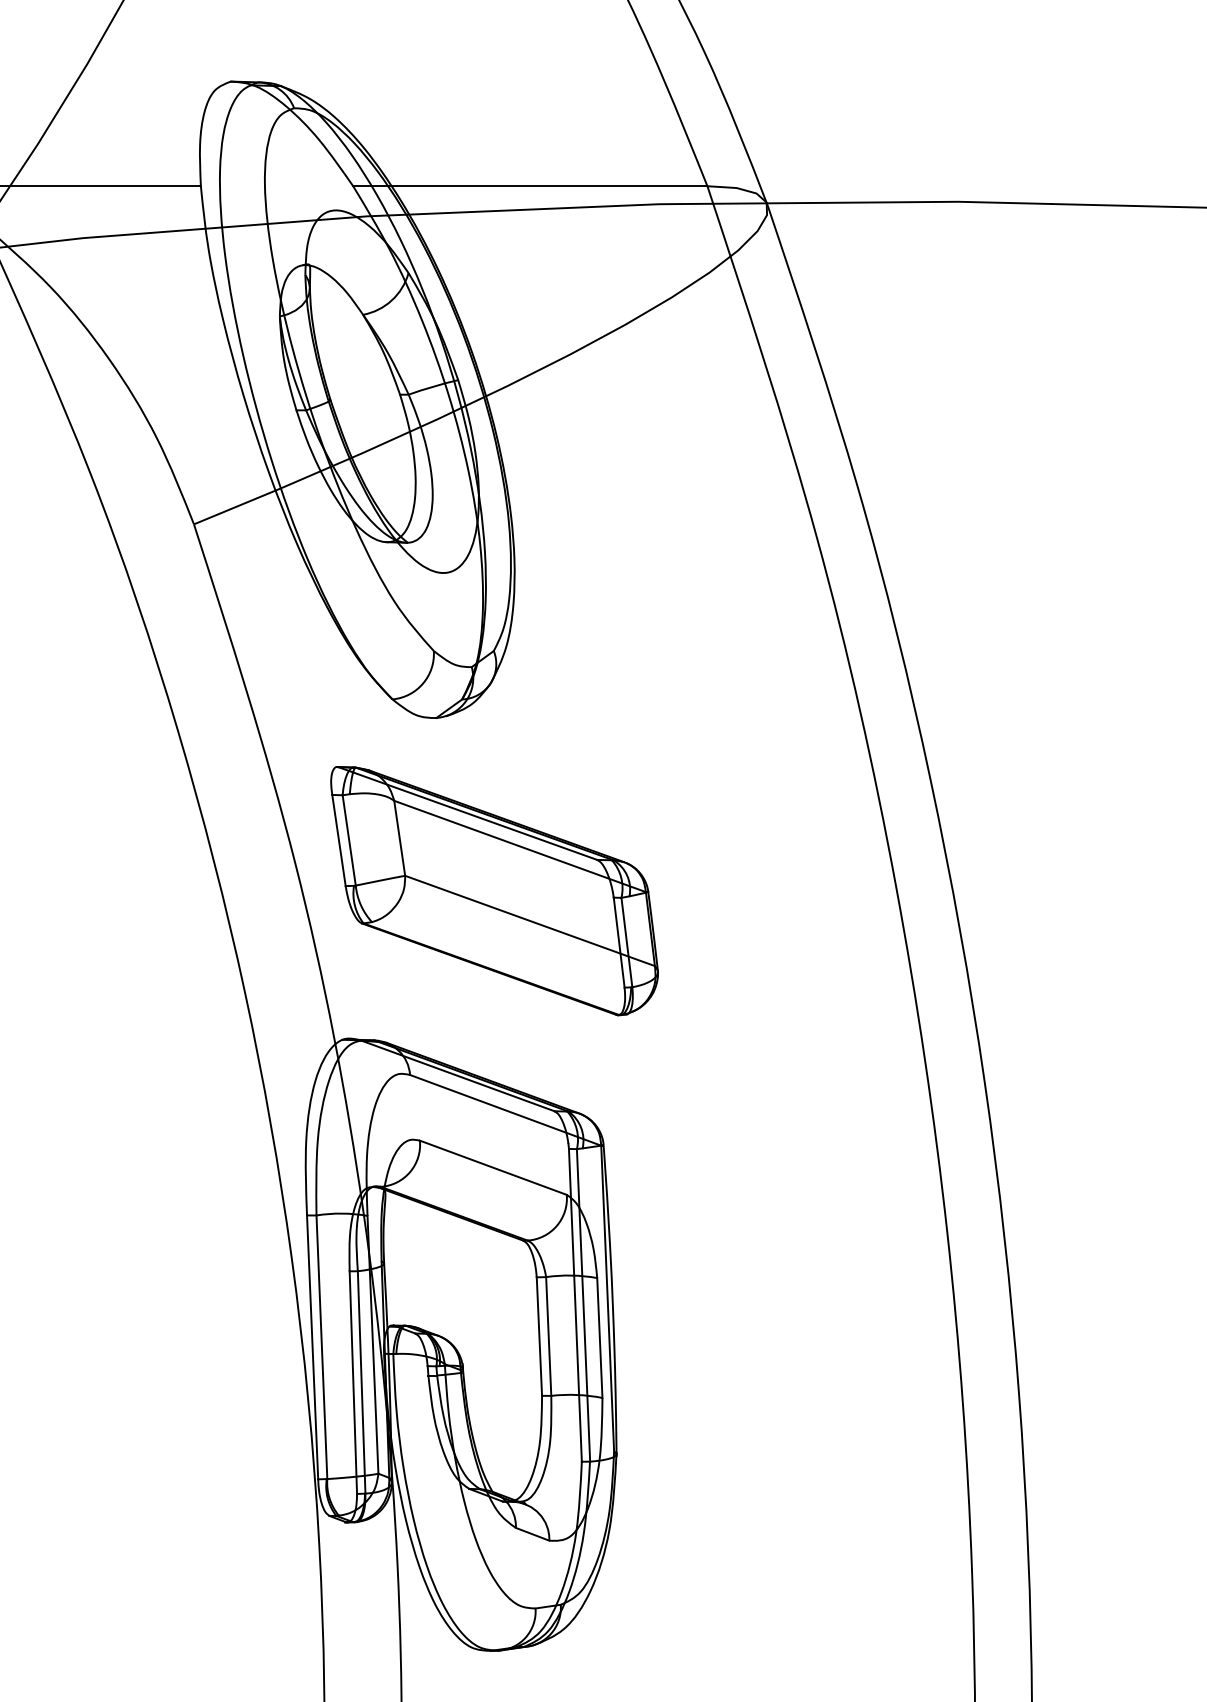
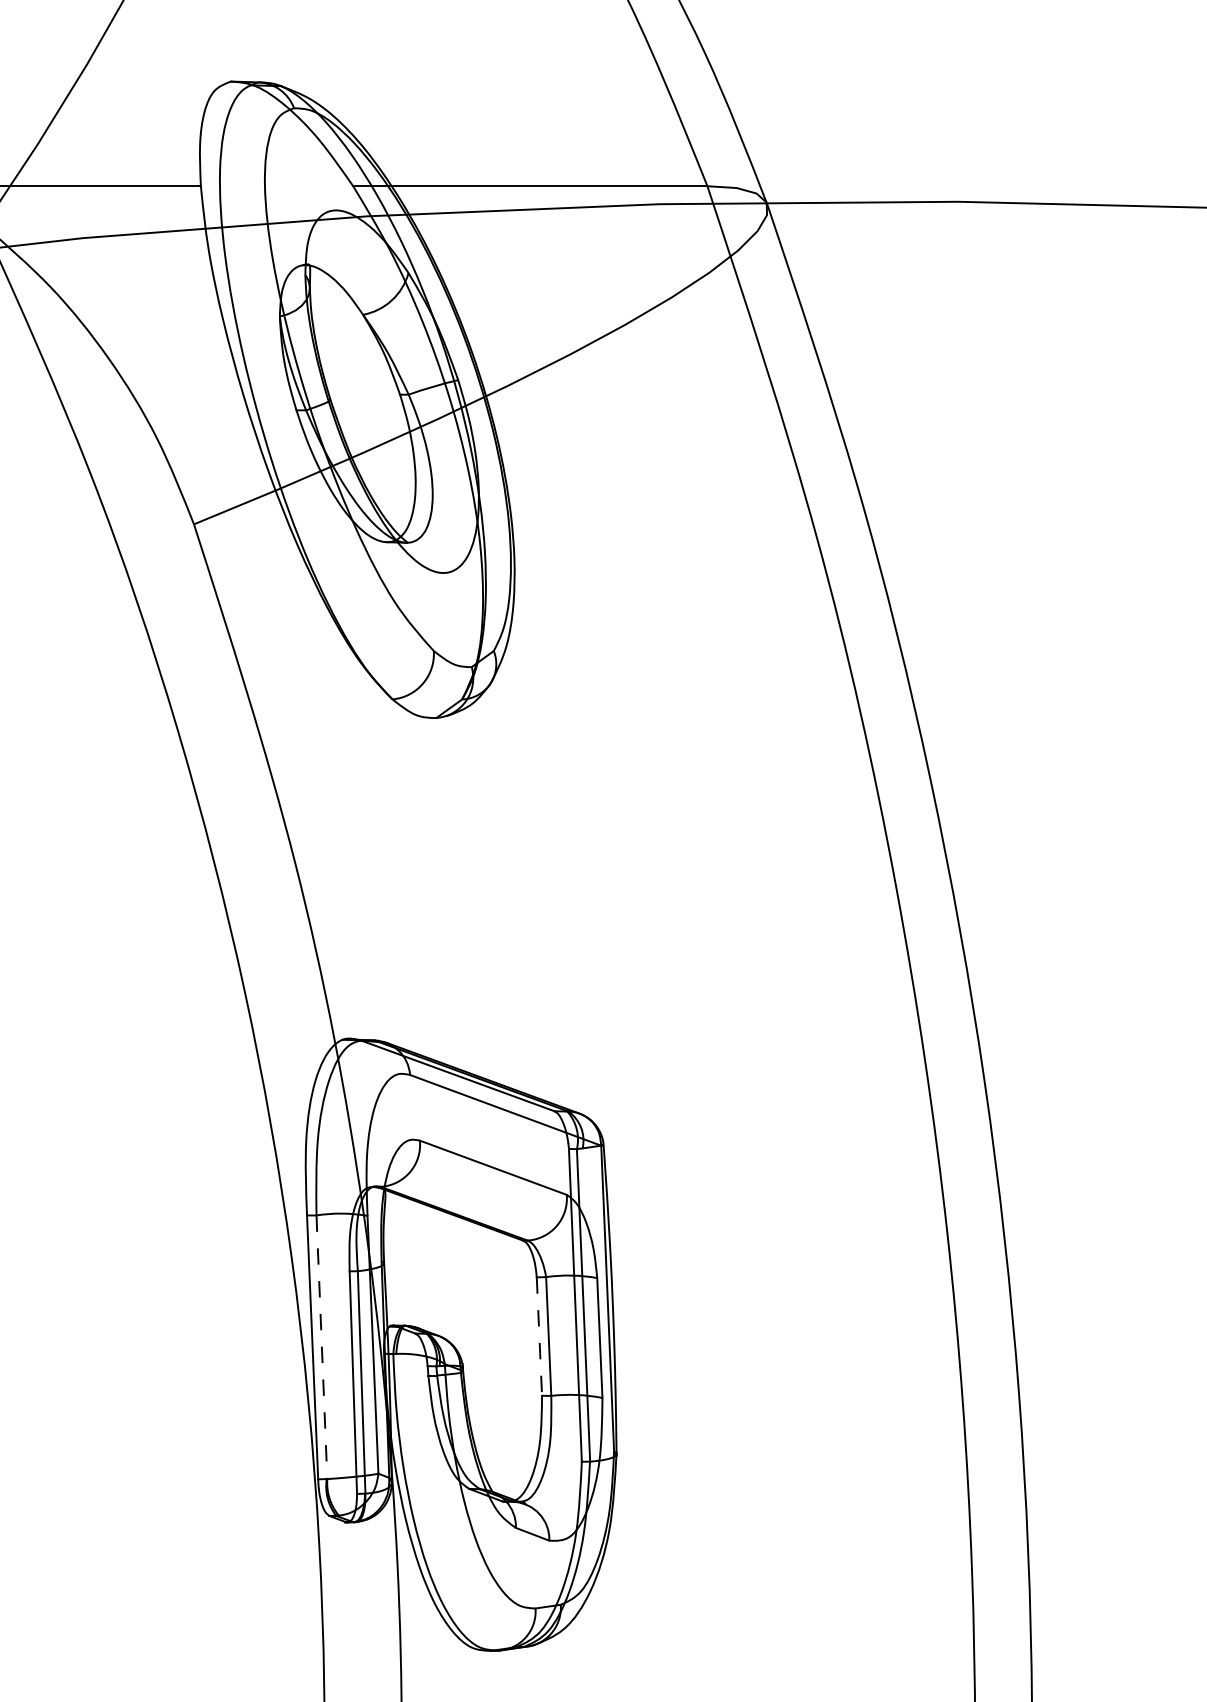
part: present -> none (494, 891)
line: solid -> dashed (539, 1337)
line: solid -> dashed (321, 1347)
